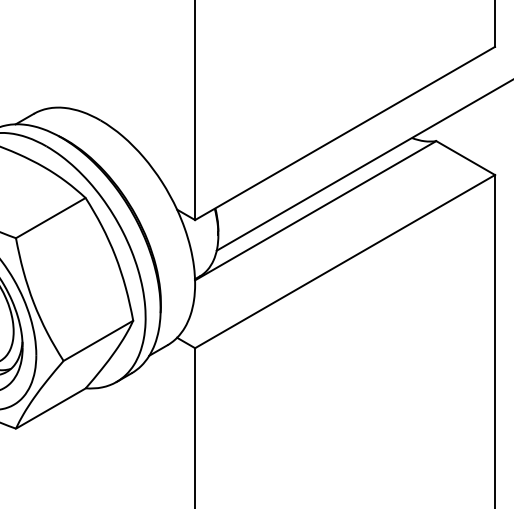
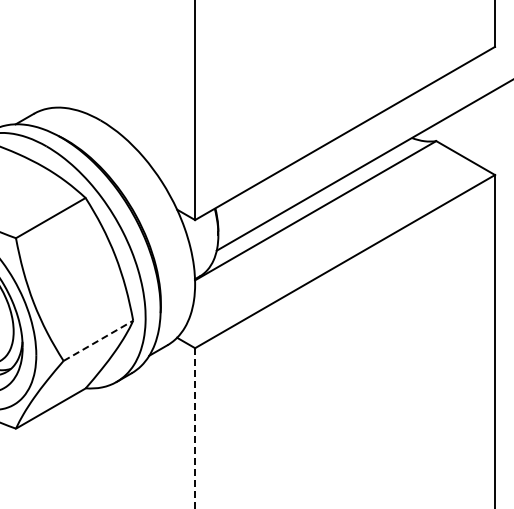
line: solid -> dashed (98, 340)
line: solid -> dashed (195, 428)
